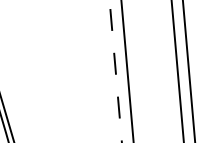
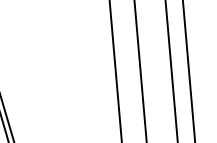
line position: (127, 70) -> (140, 70) (140, 70)
line position: (177, 70) -> (171, 70) (171, 70)
line: dashed -> solid (115, 71)
